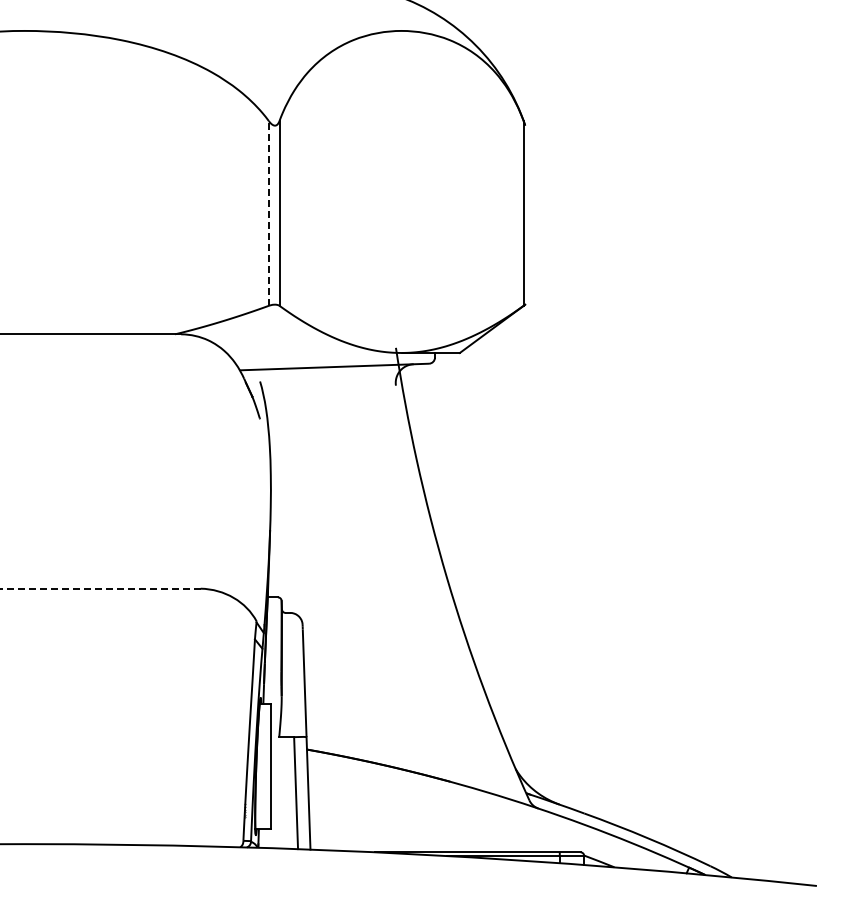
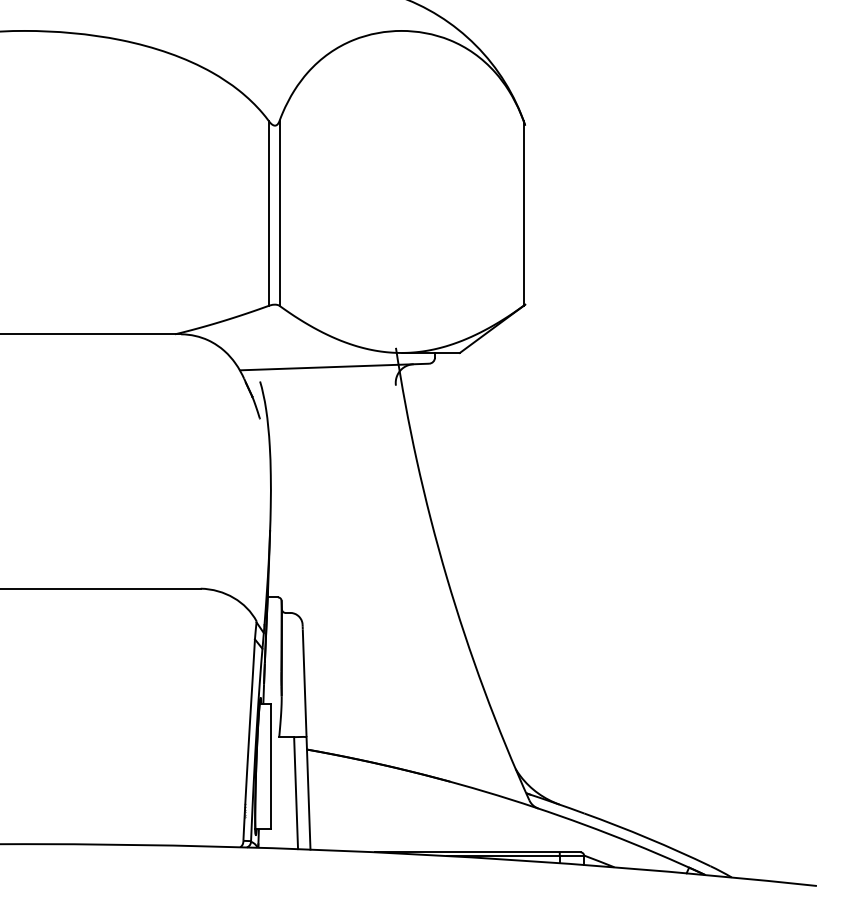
line: dashed -> solid (268, 212)
line: dashed -> solid (99, 588)
